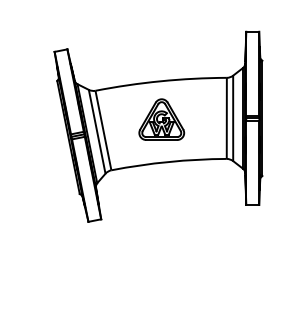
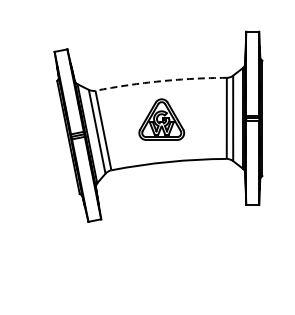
arc: solid -> dashed (160, 81)
